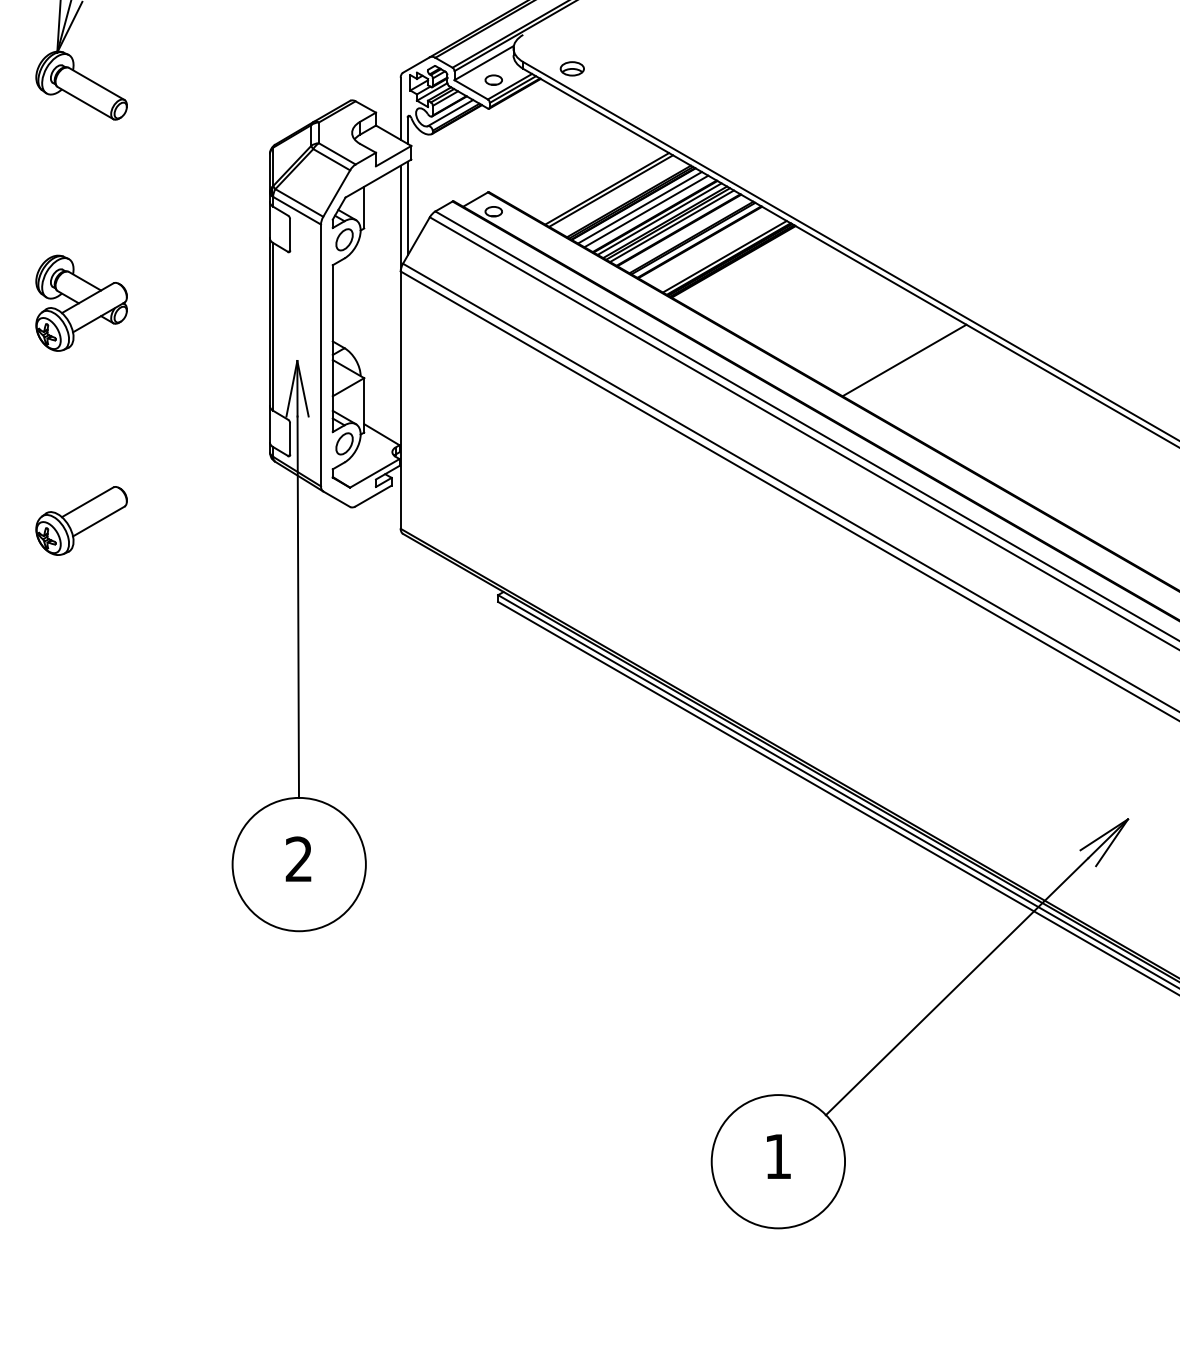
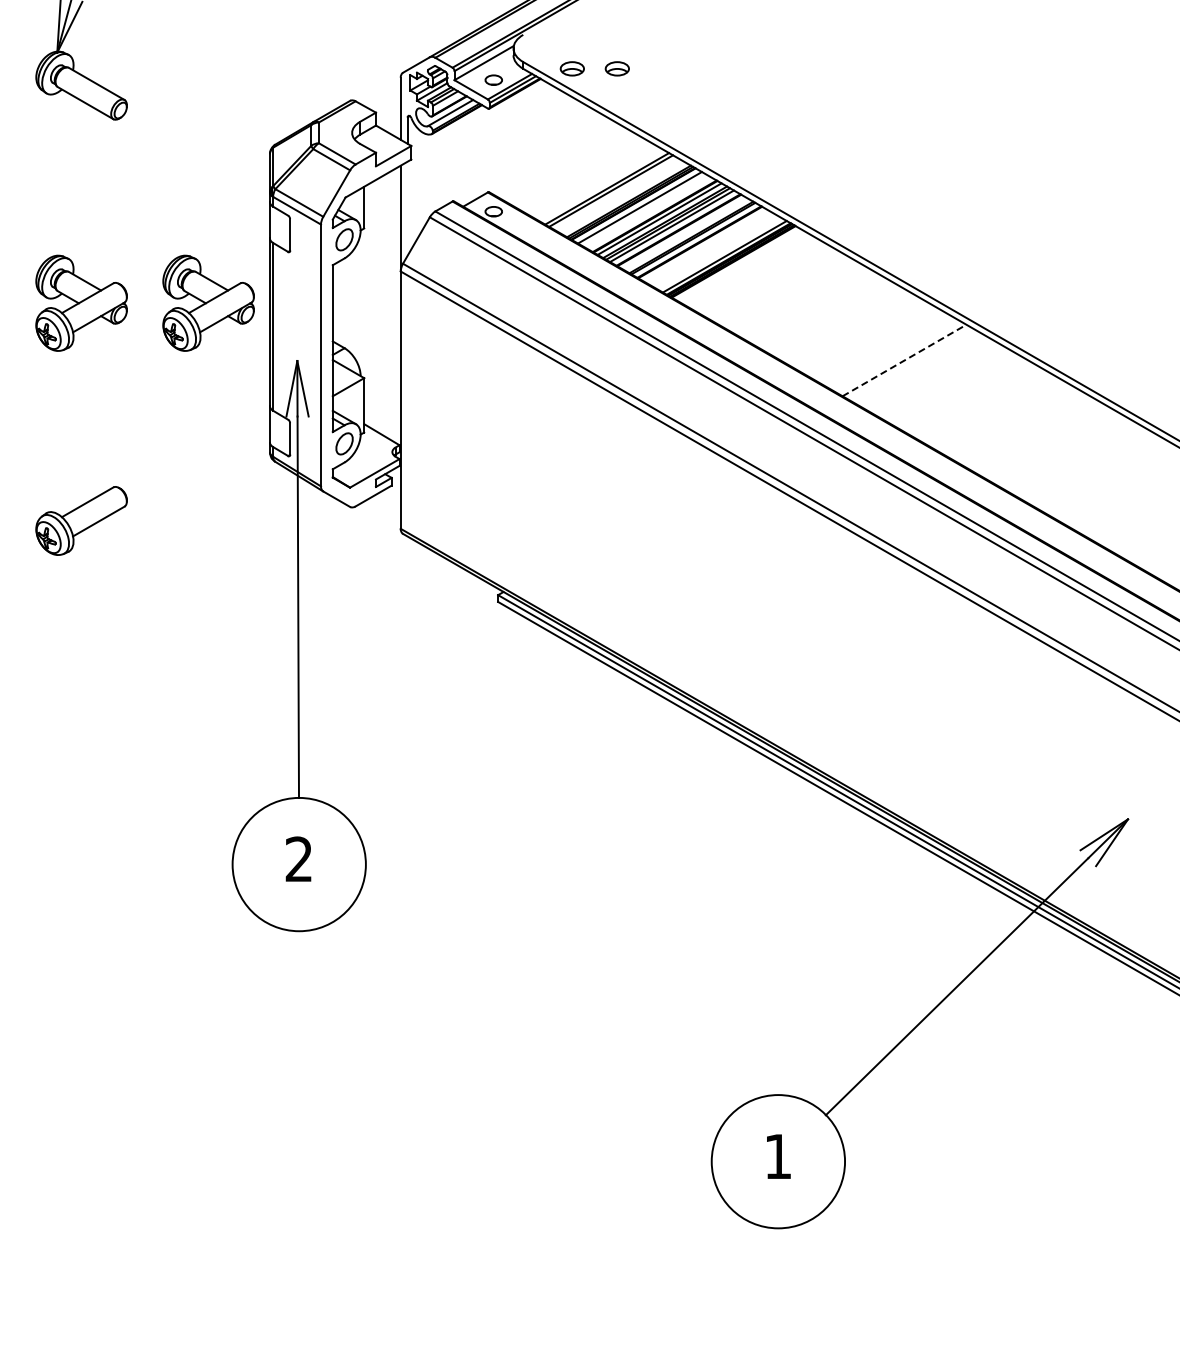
part: none -> present (616, 68)
line: present -> none (407, 208)
line: present -> none (646, 211)
part: none -> present (208, 302)
line: solid -> dashed (904, 360)
